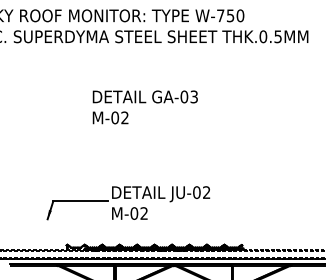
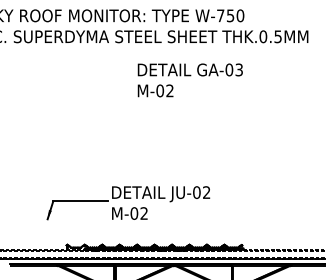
text position: (144, 107) -> (189, 80) (189, 80)
